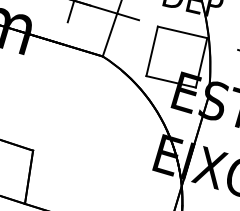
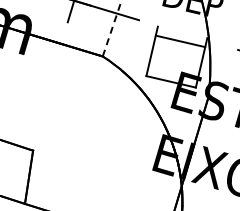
line: solid -> dashed (112, 28)
line position: (182, 32) -> (180, 41) (180, 41)
